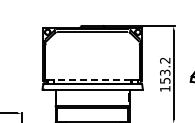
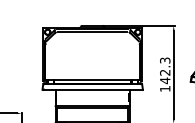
text: 153.2 -> 142.3 (165, 70)
line: dashed -> solid (92, 79)
